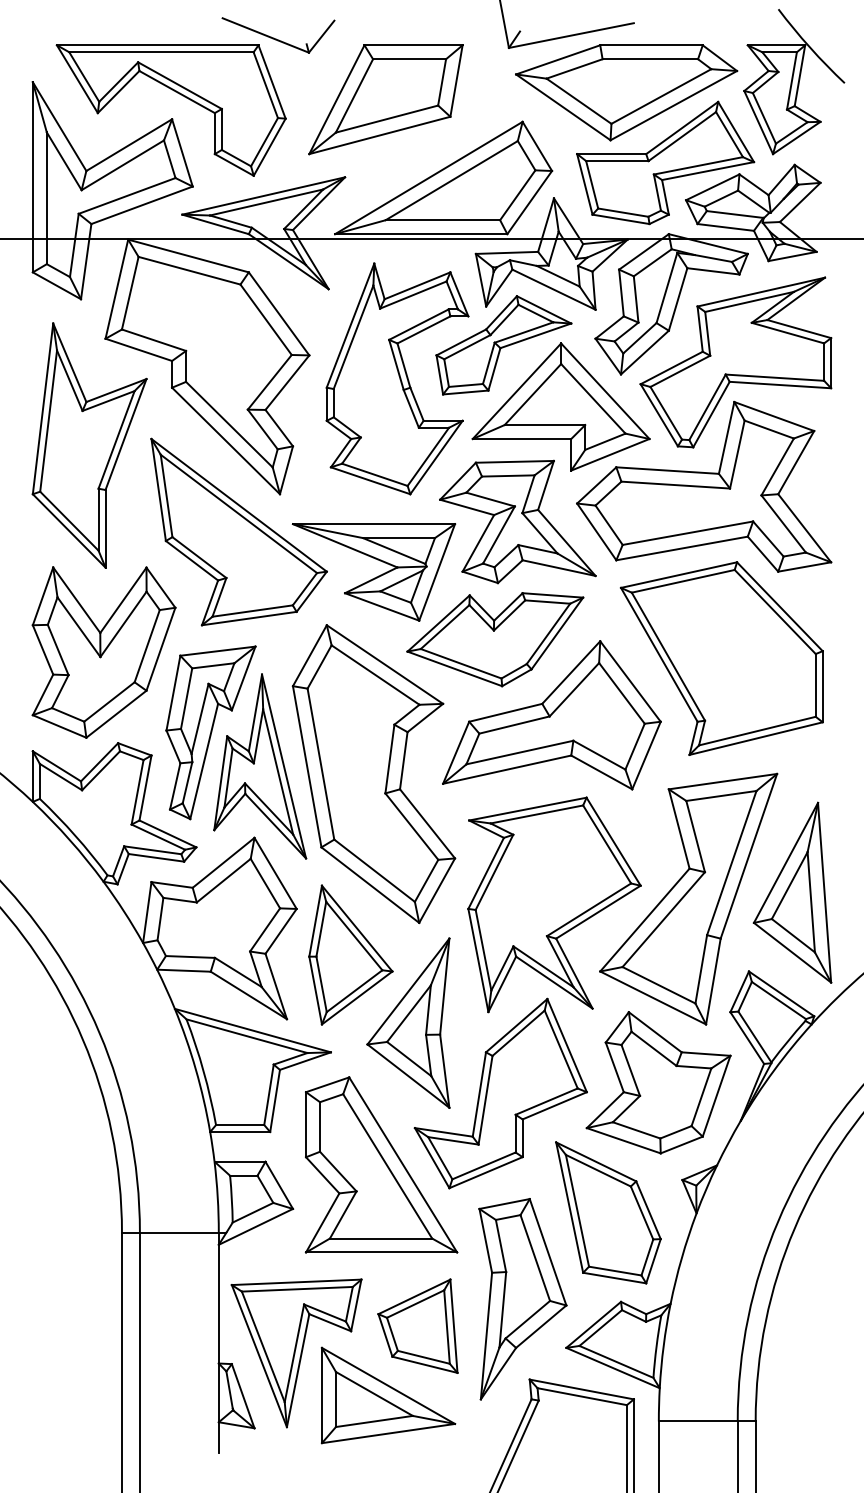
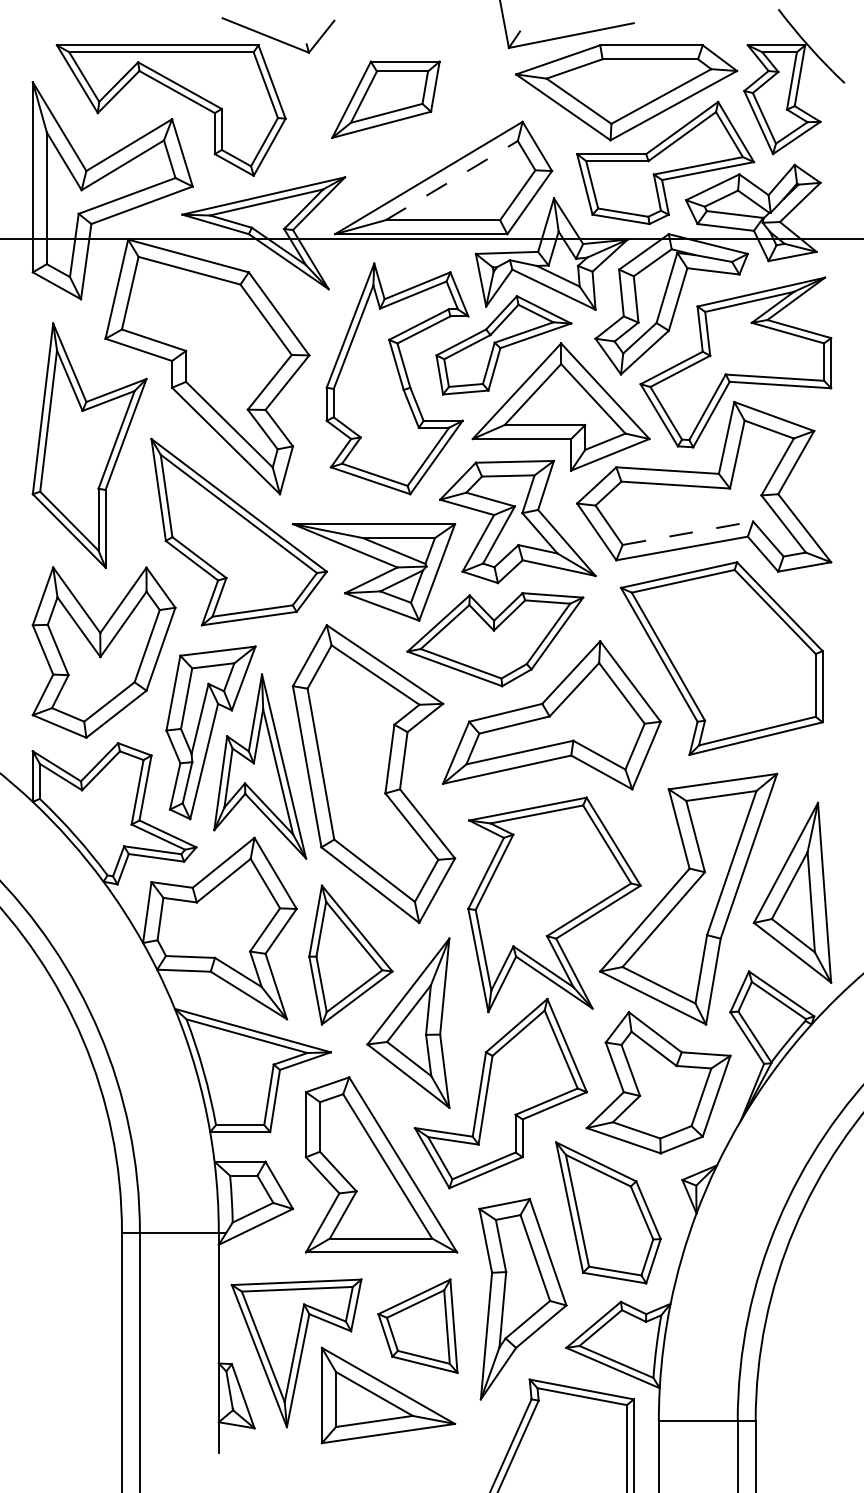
part size: 156x112 px -> 110x79 px (385, 99)
line: solid -> dashed (452, 180)
line: solid -> dashed (688, 533)
